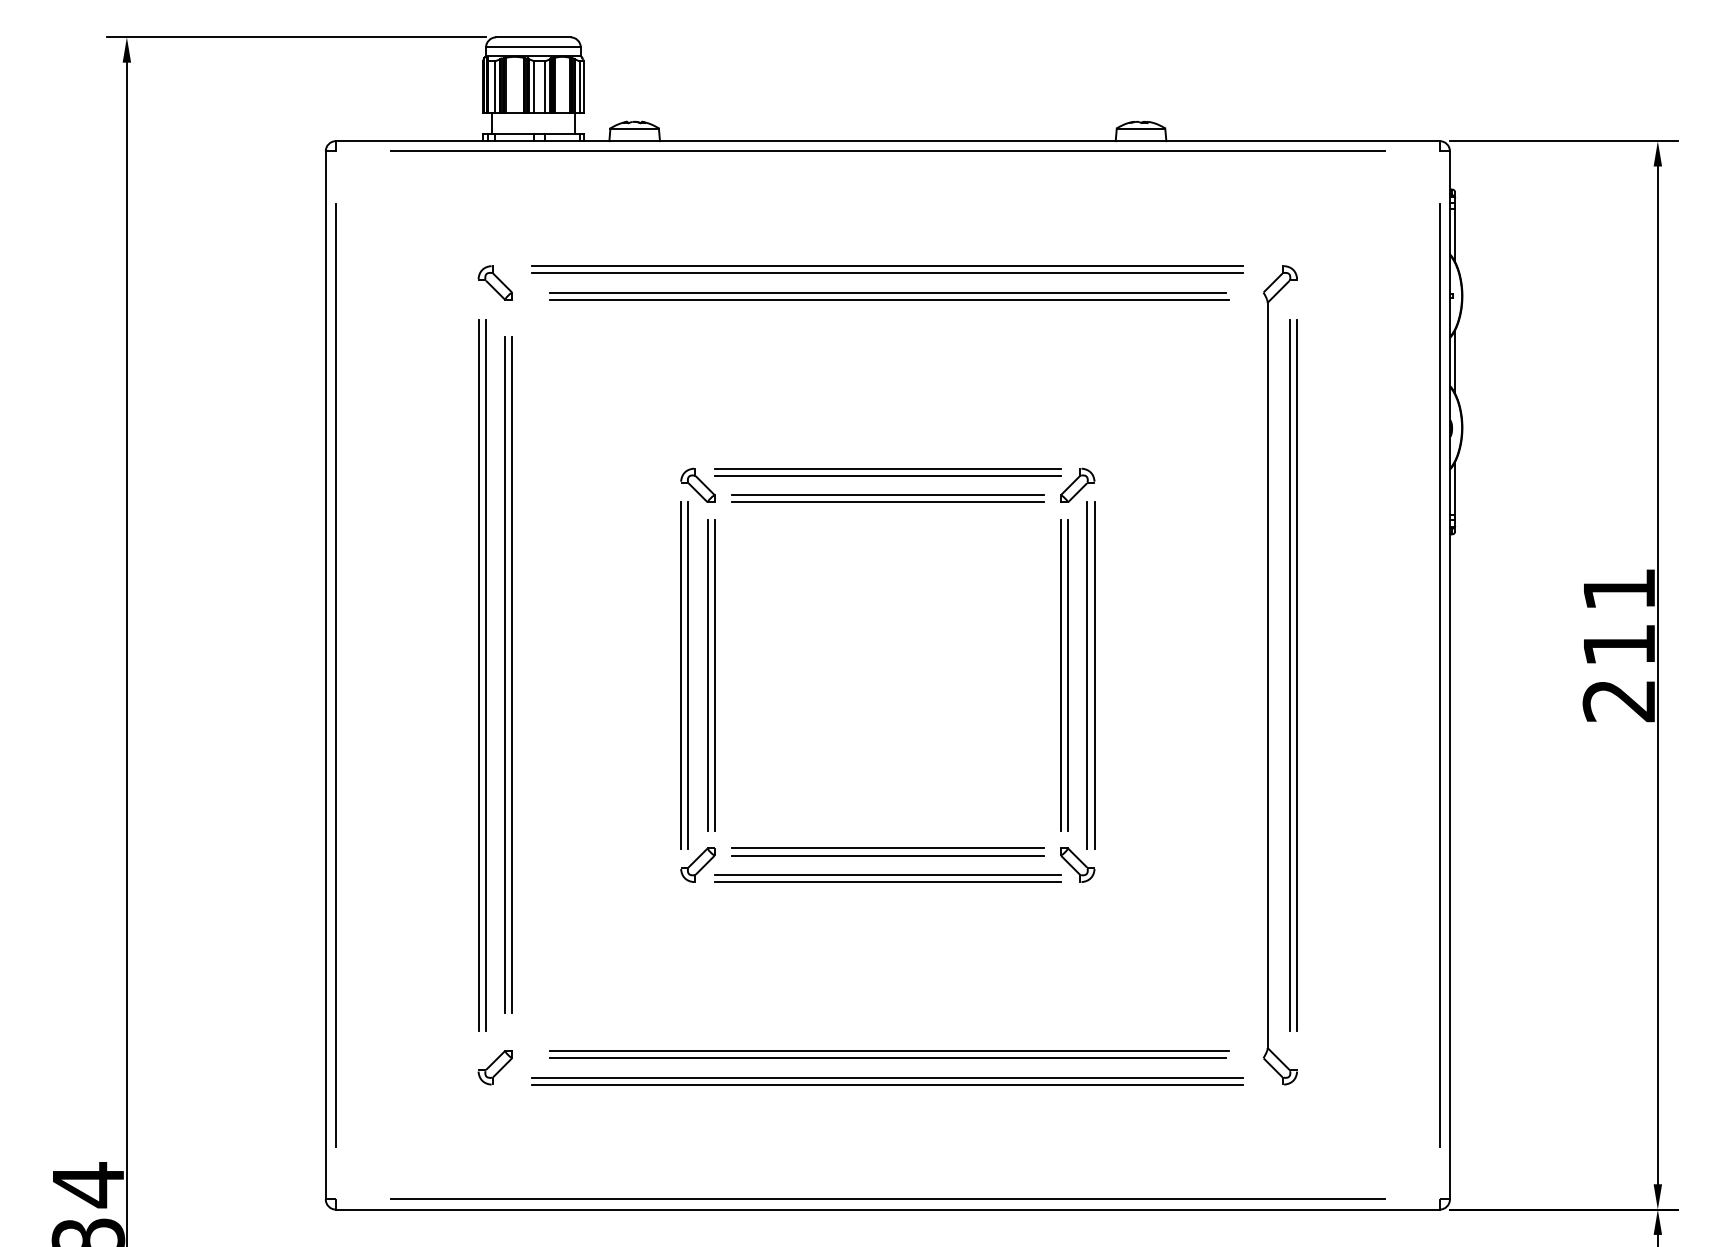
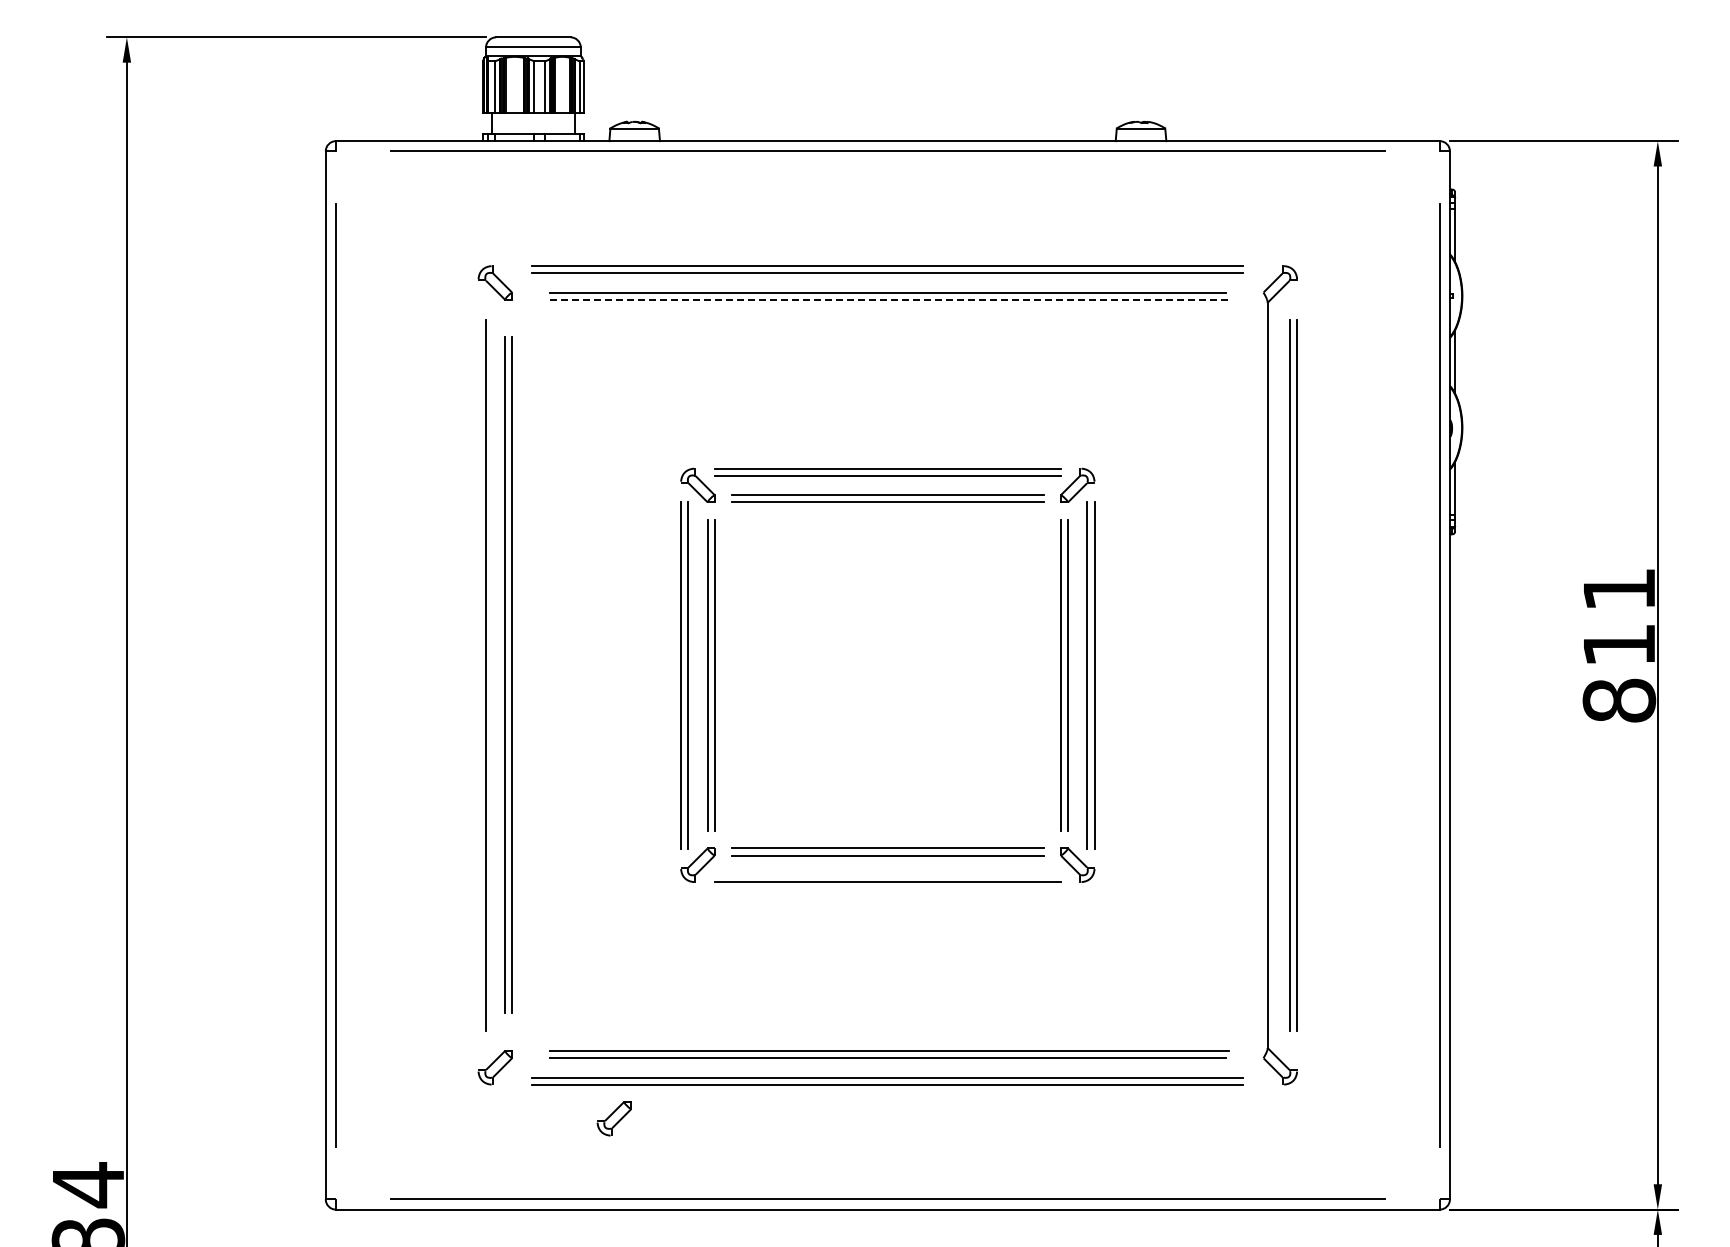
line: solid -> dashed (889, 299)
line: present -> none (478, 674)
text: 211 -> 811 (1619, 700)
line: present -> none (887, 874)
part: none -> present (613, 1118)
